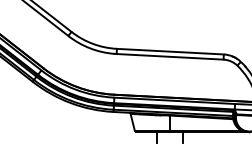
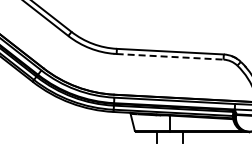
line: solid -> dashed (170, 56)
